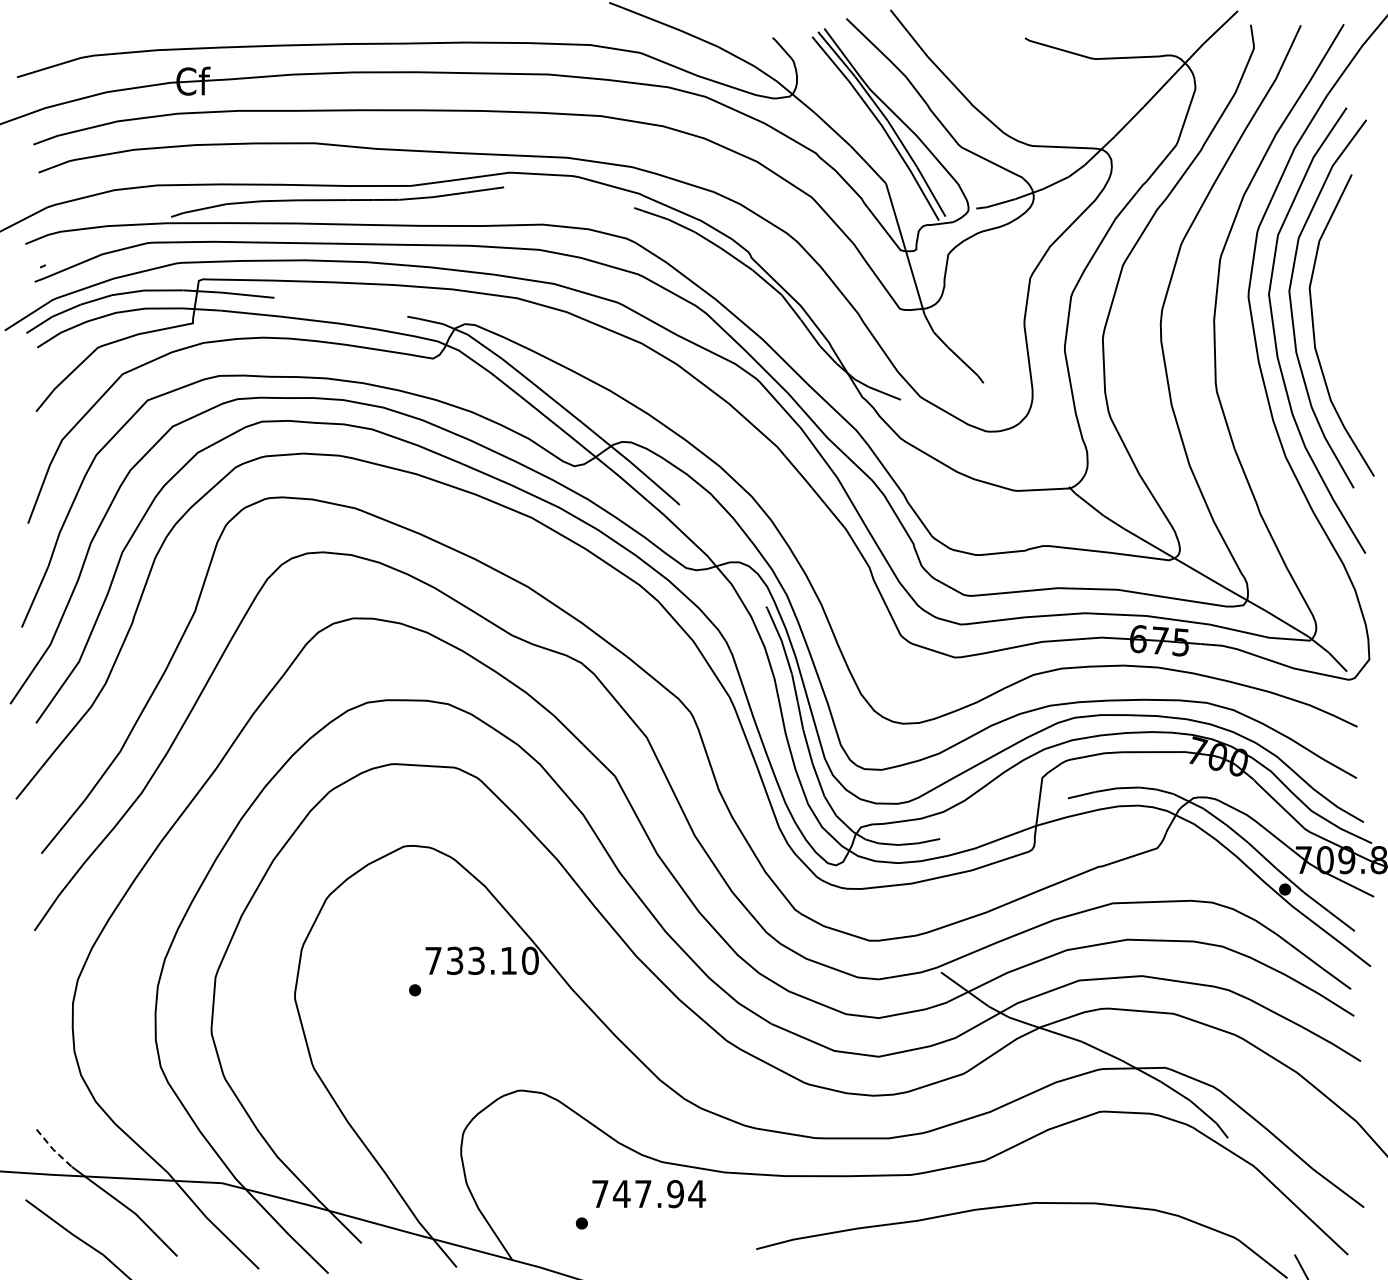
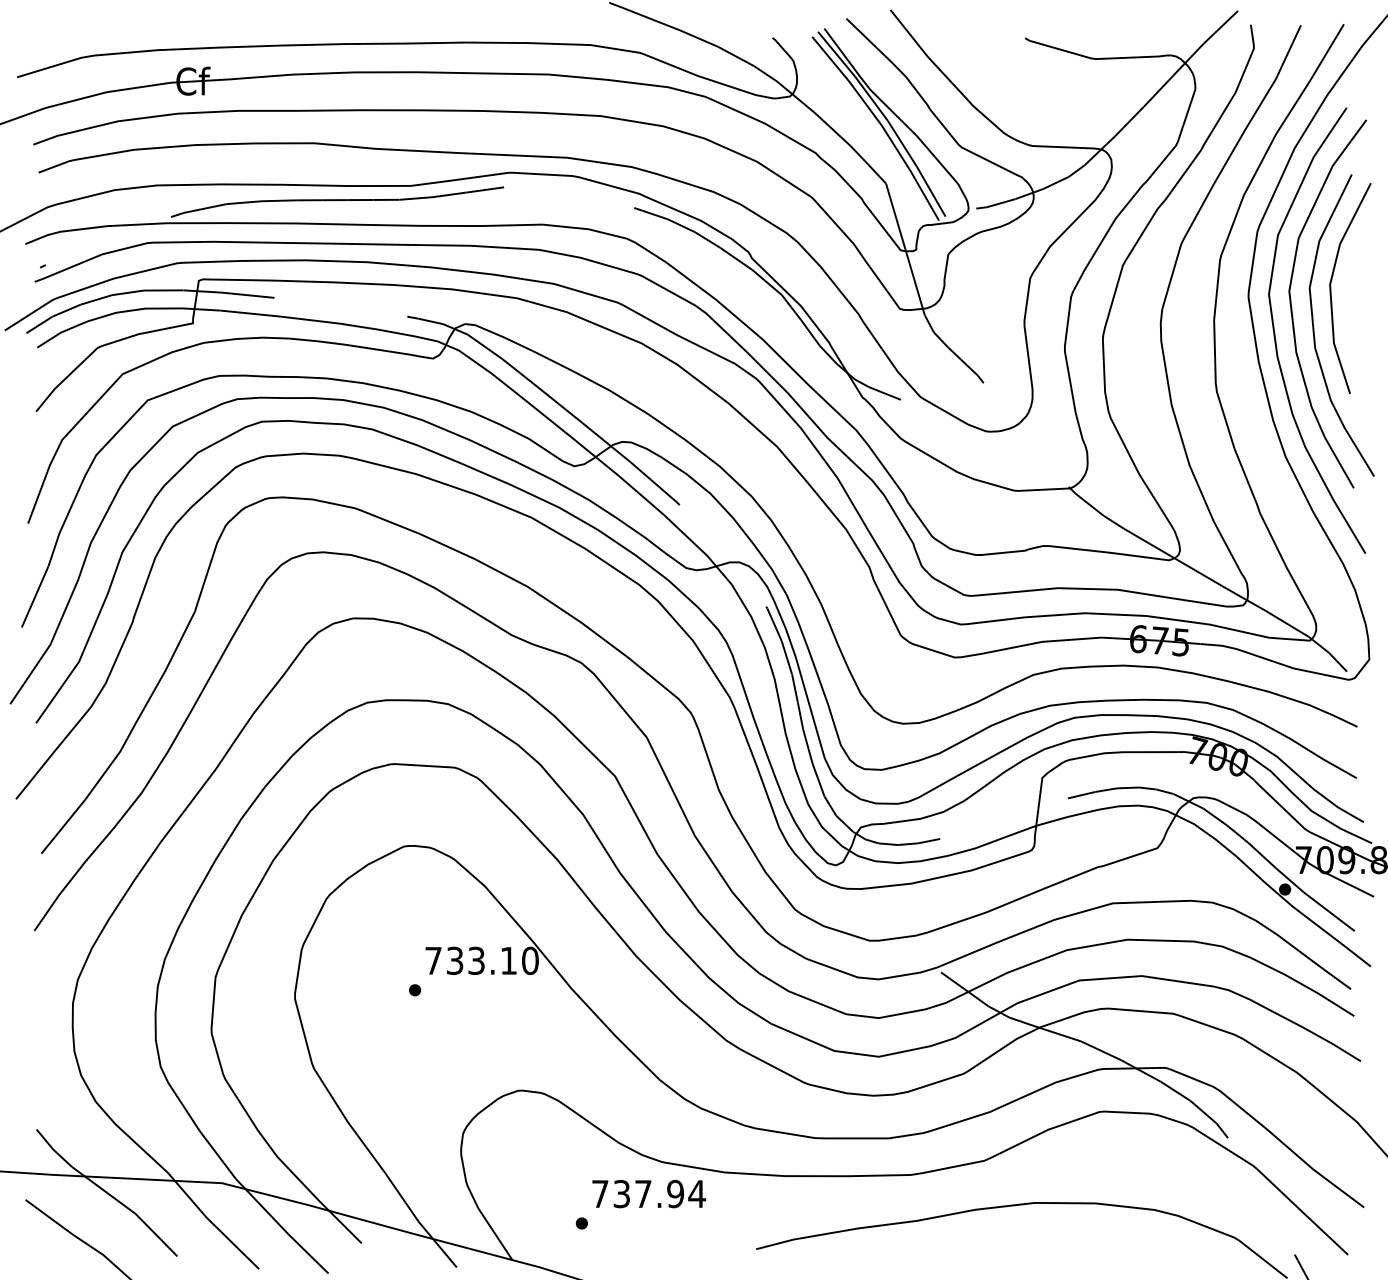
line: none -> present (1331, 288)
line: dashed -> solid (53, 1149)
text: 747.94 -> 737.94 (621, 1194)
